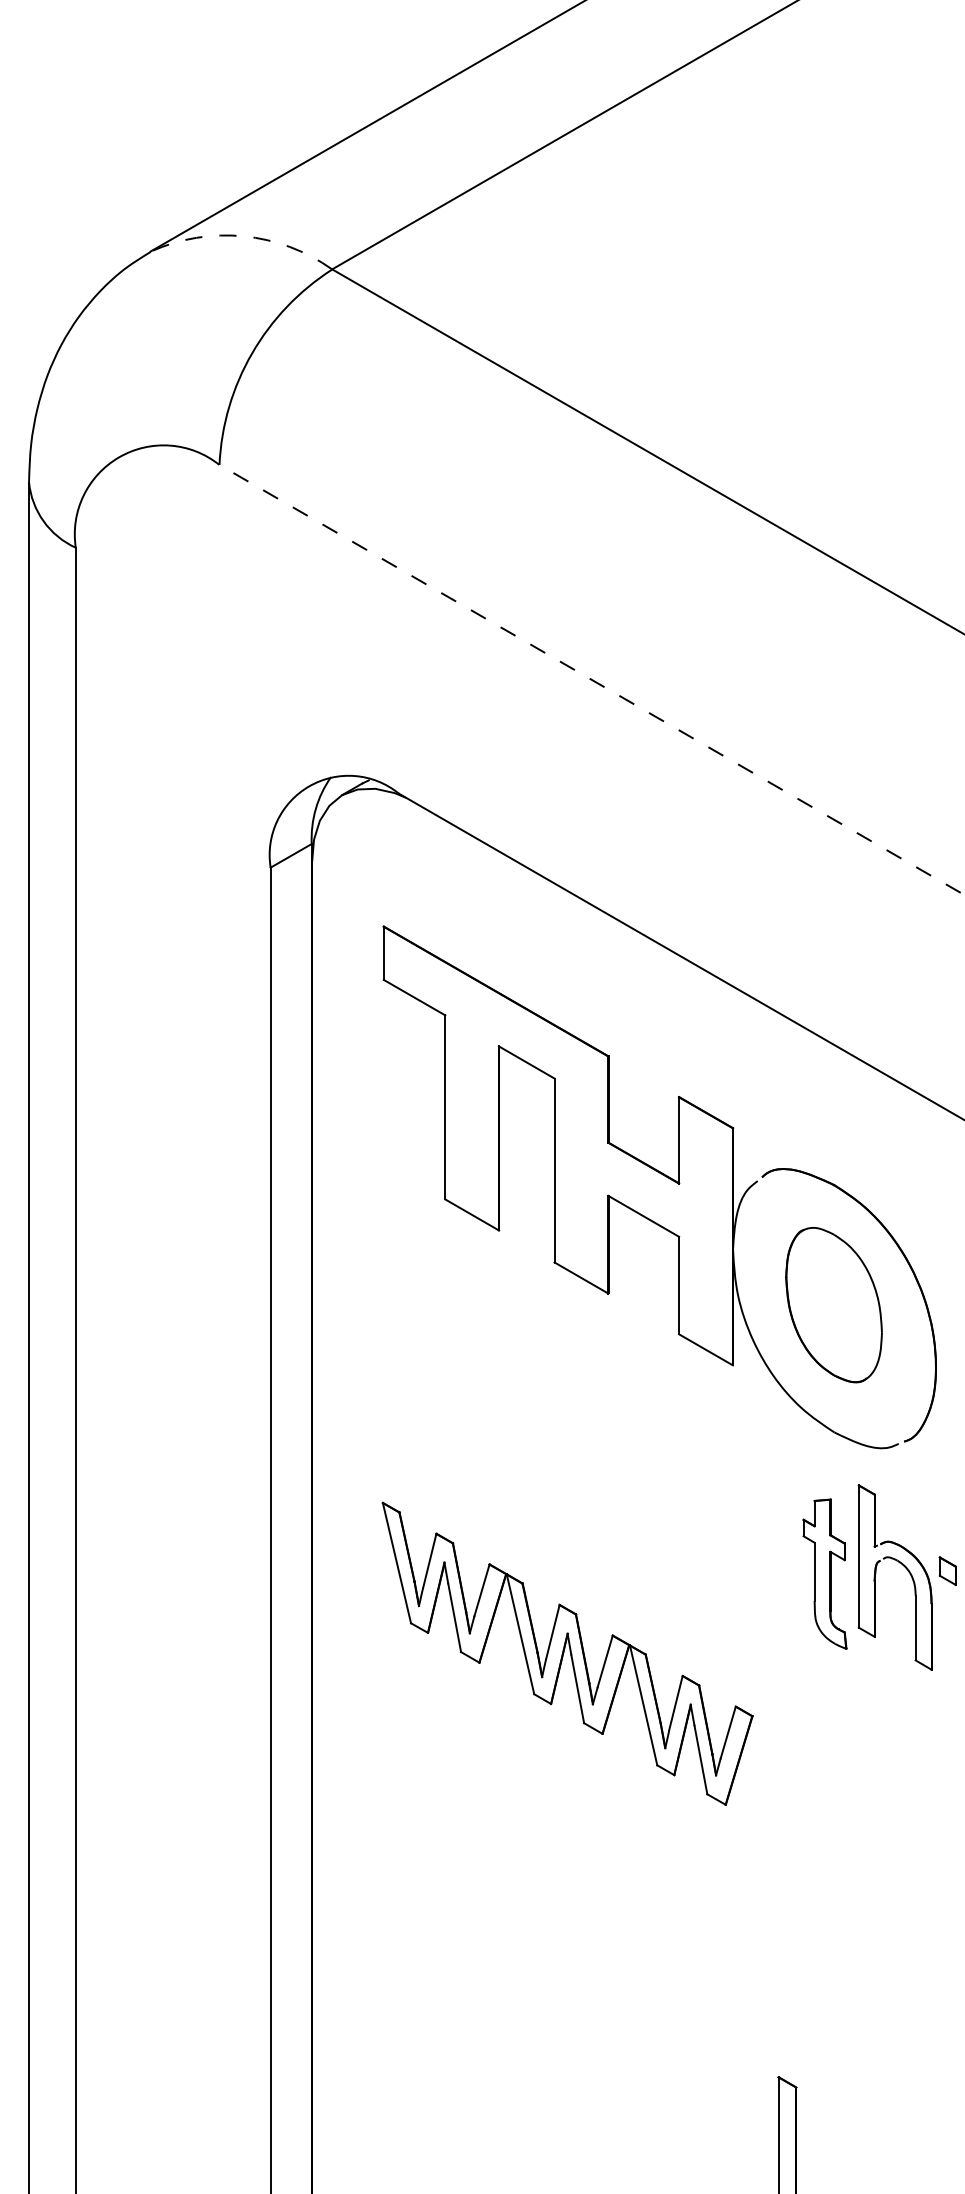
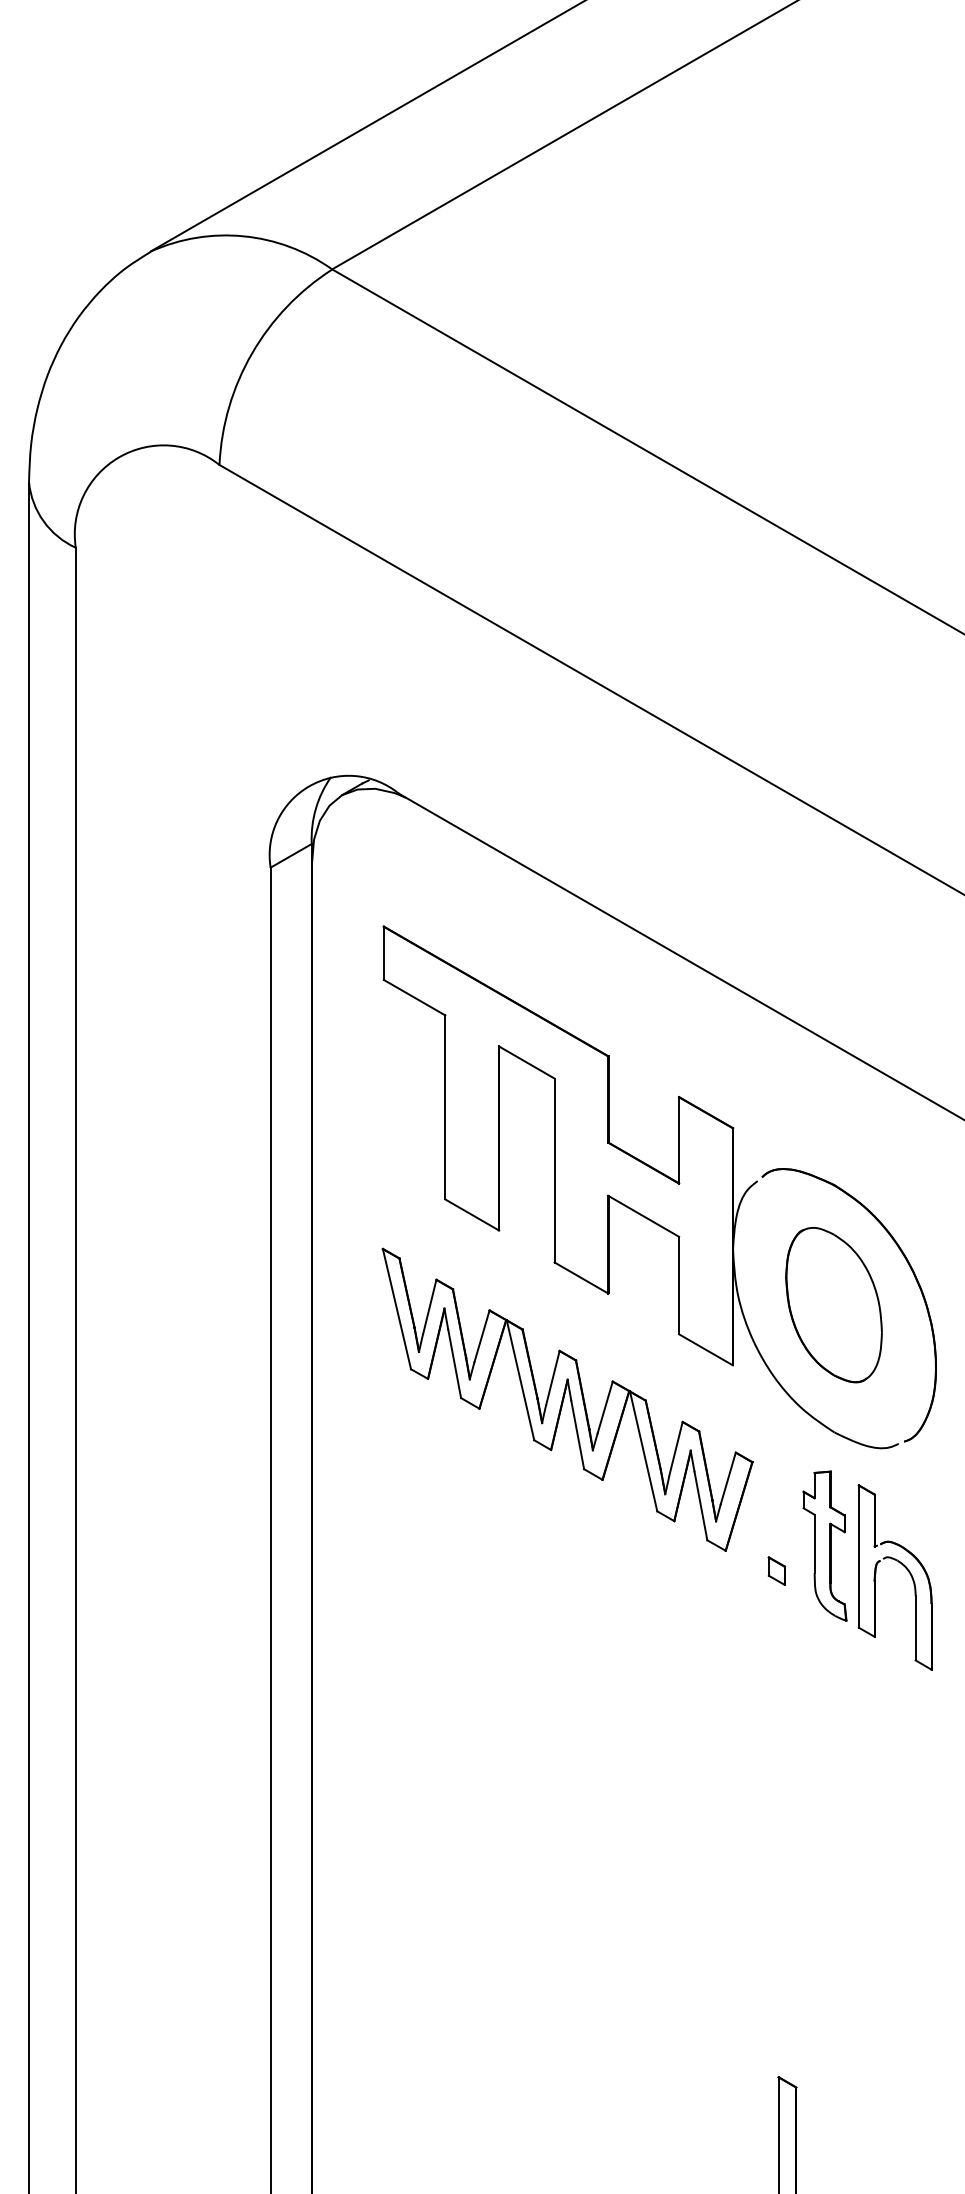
arc: dashed -> solid (243, 236)
line: dashed -> solid (591, 679)
part position: (947, 1570) -> (776, 1570) (776, 1570)
part position: (824, 1573) -> (824, 1545) (824, 1545)
part position: (567, 1653) -> (567, 1399) (567, 1399)
